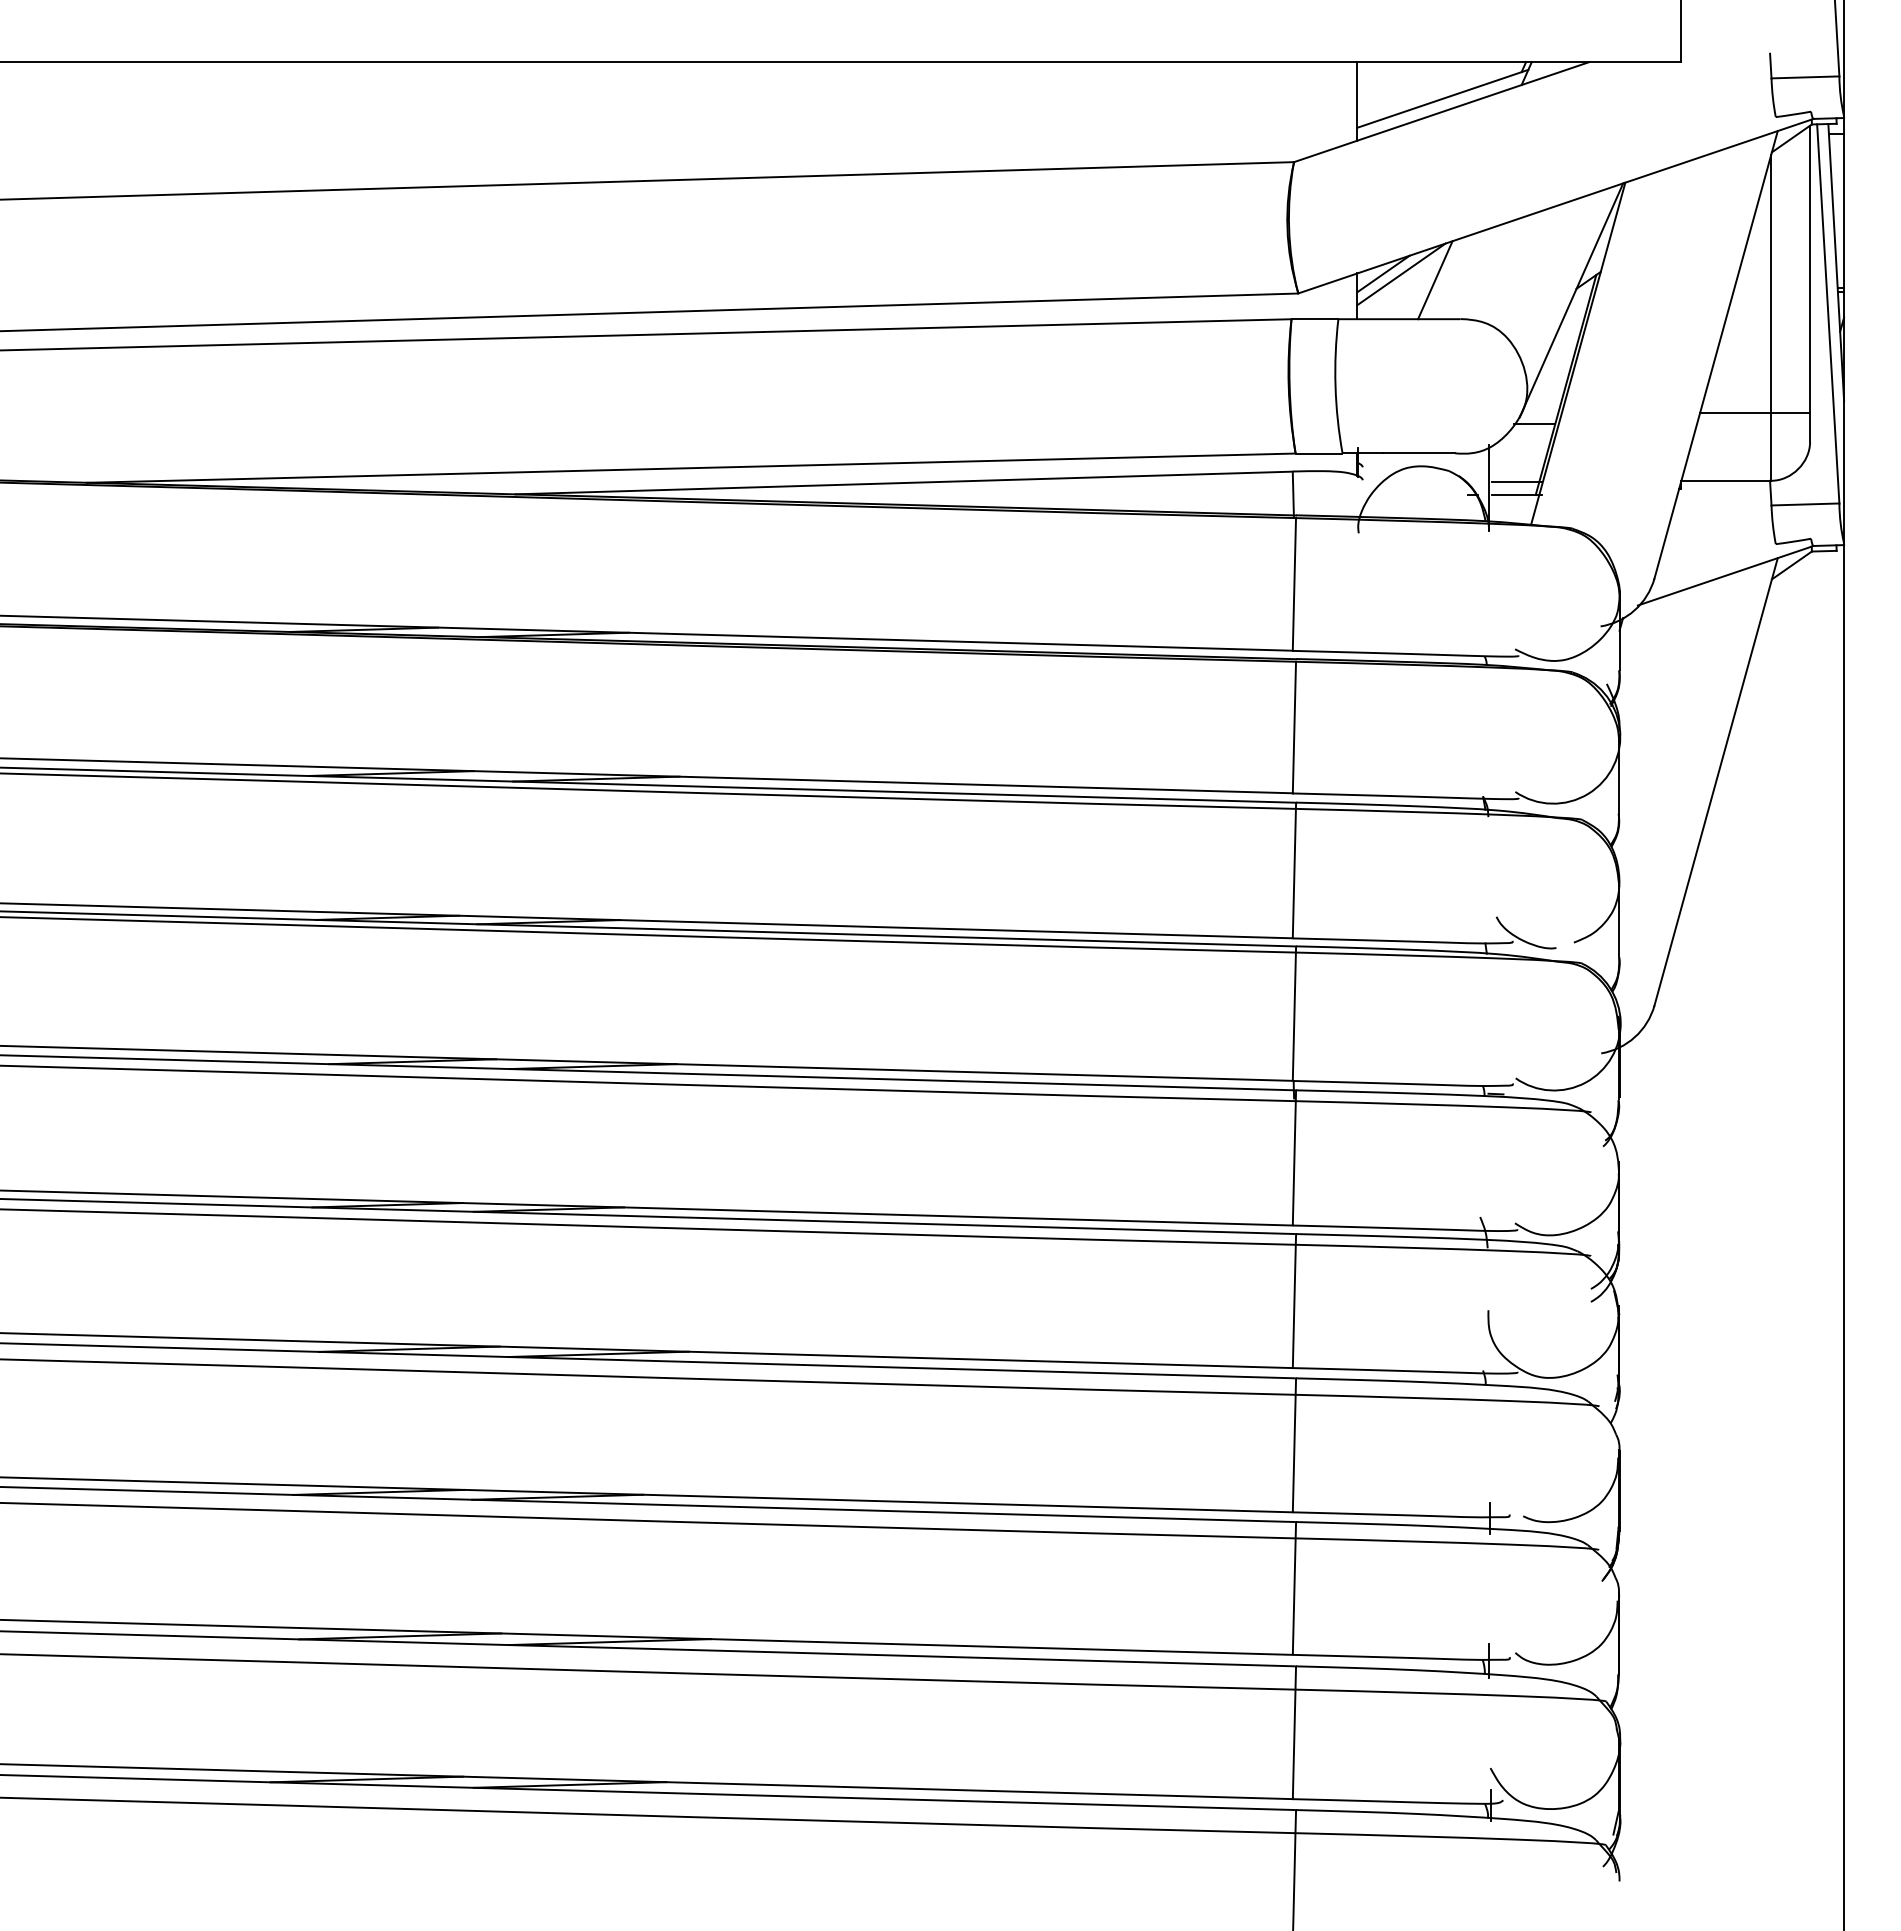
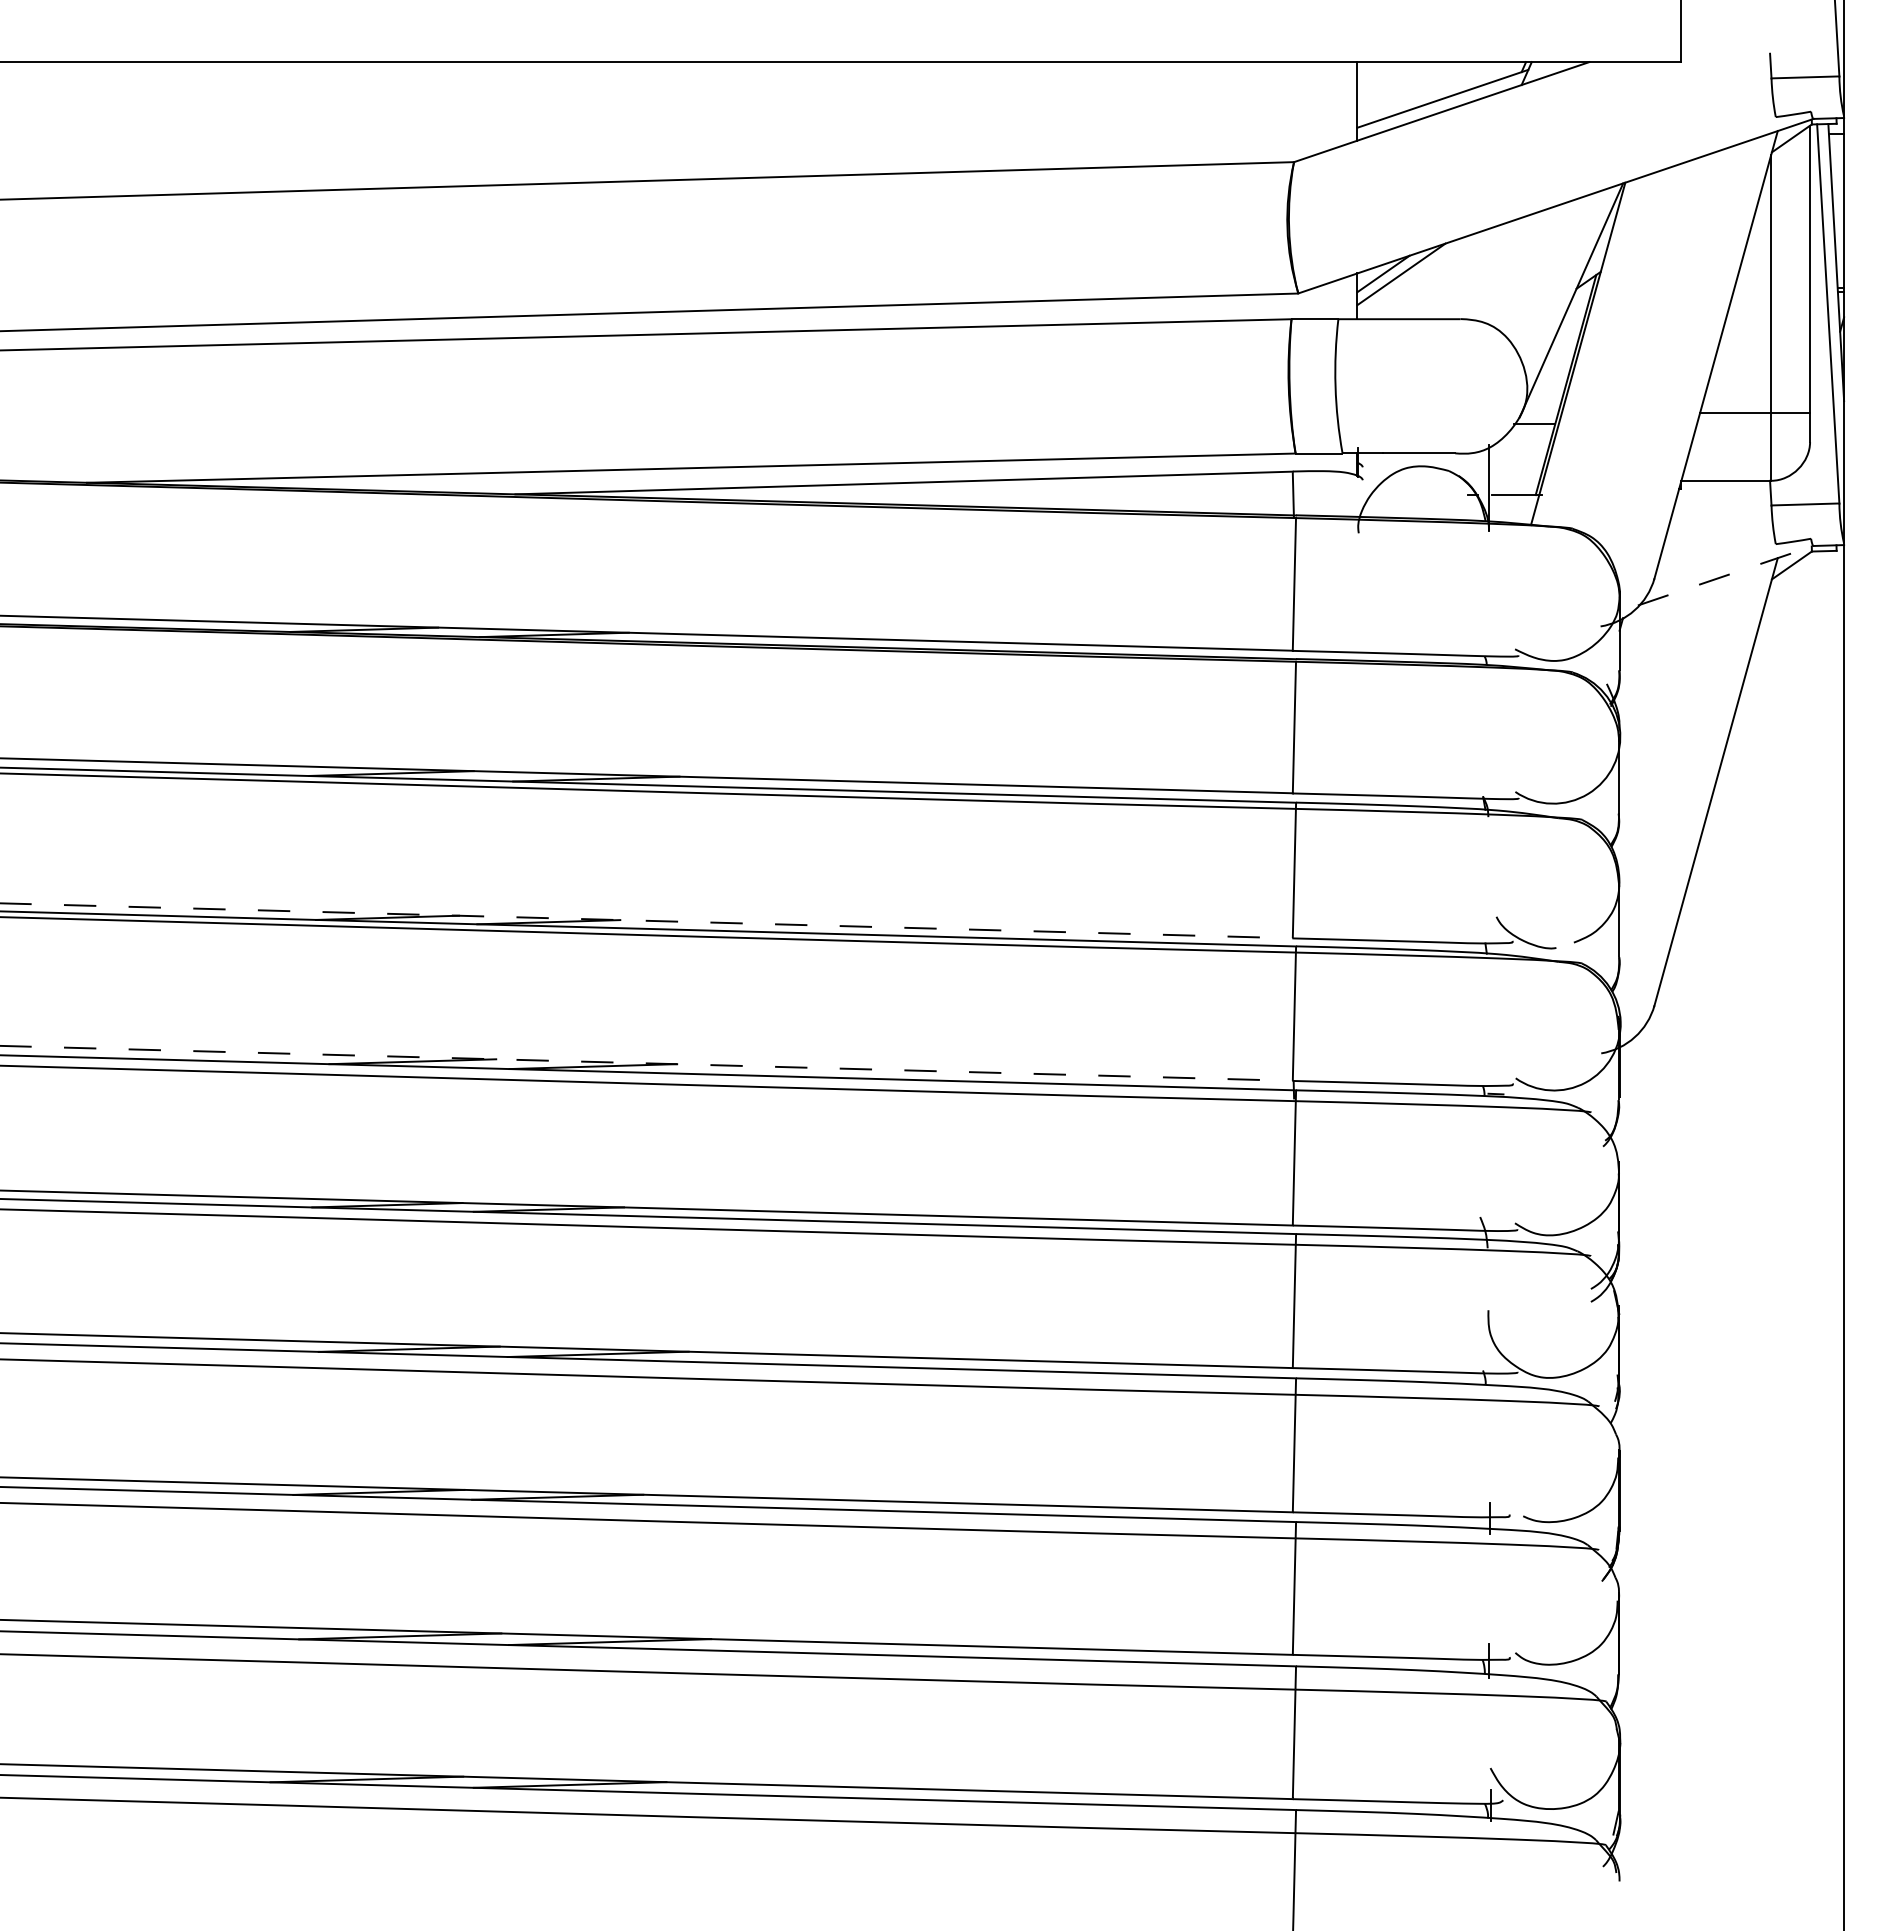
line: present -> none (1435, 280)
line: present -> none (1516, 482)
line: solid -> dashed (1725, 575)
line: solid -> dashed (647, 920)
line: solid -> dashed (647, 1063)
